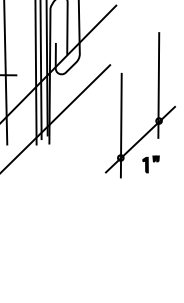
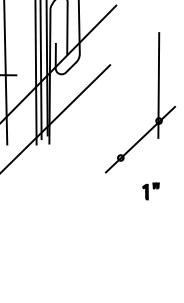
line: present -> none (120, 125)
part position: (150, 164) -> (150, 191) (150, 191)
